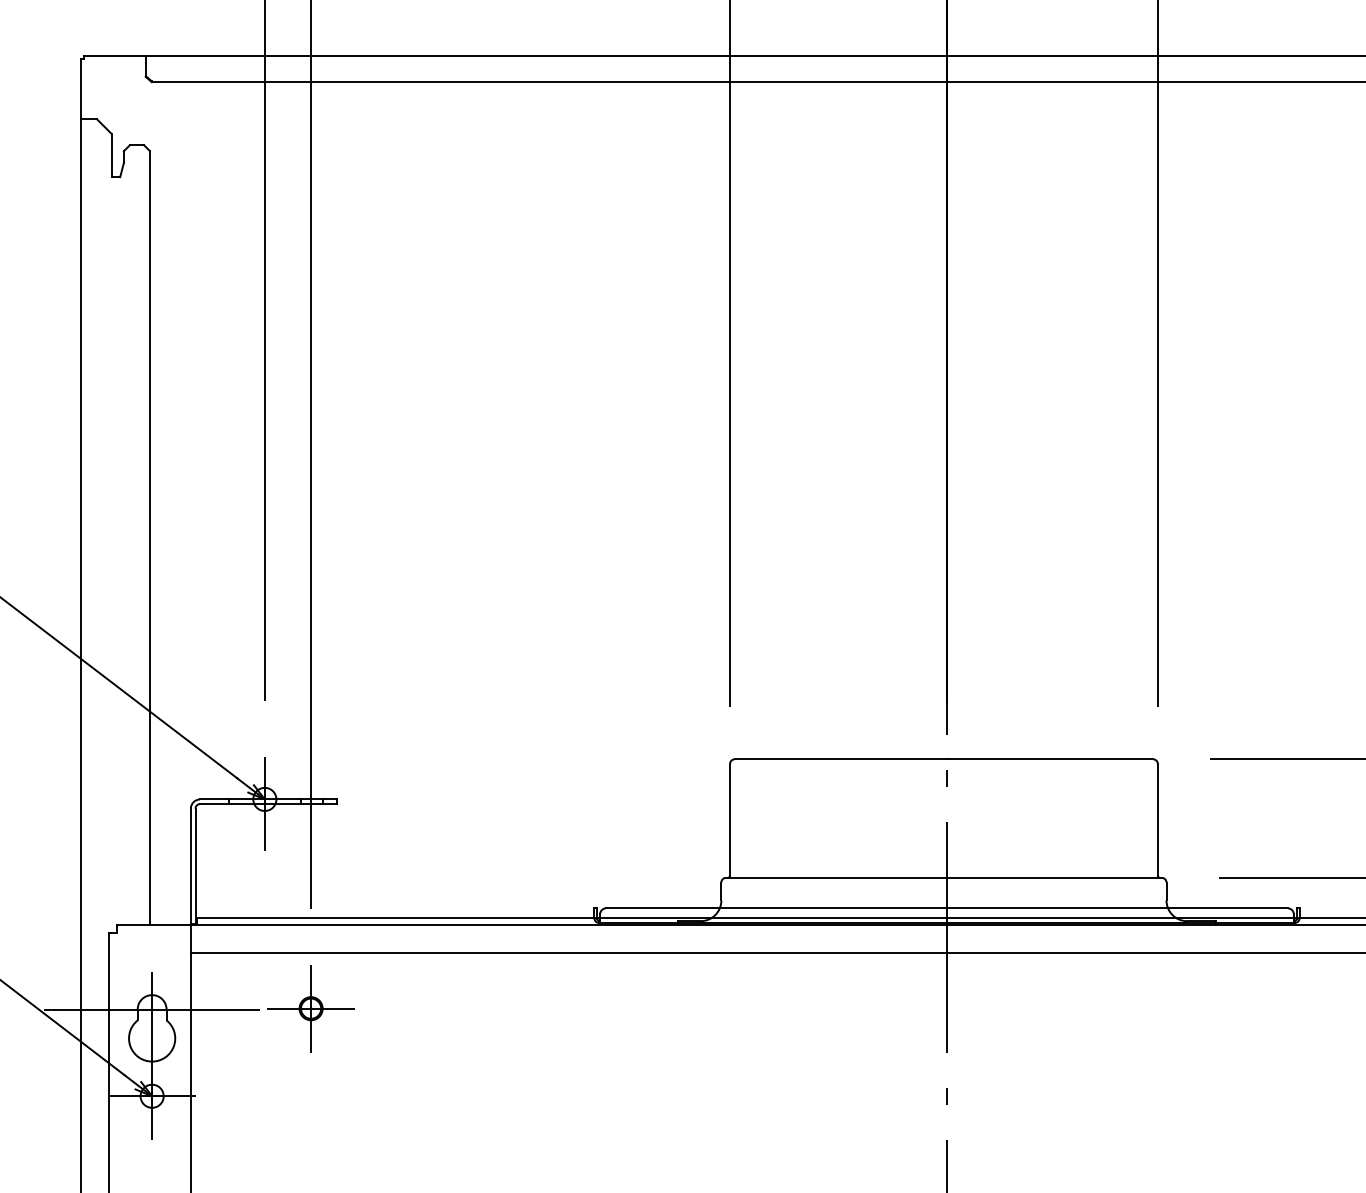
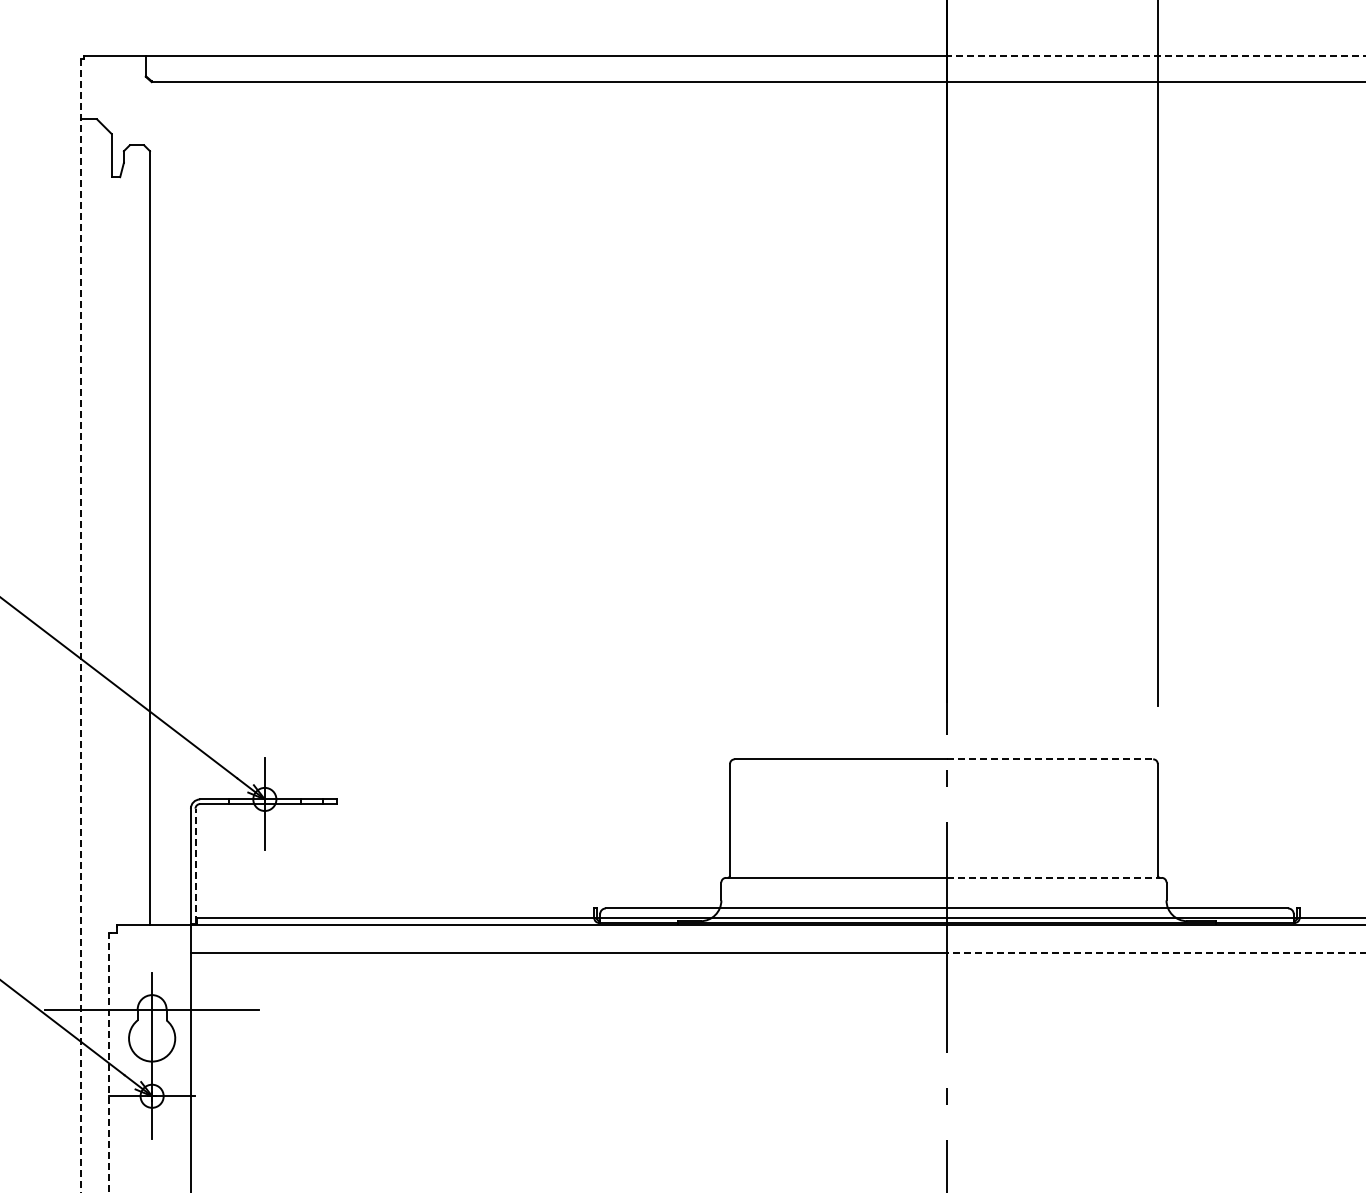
line: solid -> dashed (1155, 55)
line: present -> none (264, 350)
line: present -> none (730, 354)
line: present -> none (311, 454)
line: solid -> dashed (80, 626)
line: solid -> dashed (1050, 759)
line: present -> none (1286, 759)
line: solid -> dashed (195, 865)
line: solid -> dashed (1054, 877)
line: present -> none (1290, 877)
line: solid -> dashed (1155, 953)
part: present -> none (310, 1008)
line: solid -> dashed (108, 1062)
